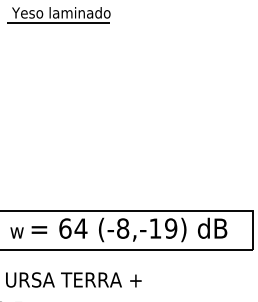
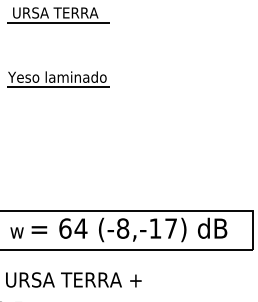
text: Yeso laminado -> URSA TERRA (61, 12)
part: none -> present (58, 79)
text: (-8,-19) -> (-8,-17) (171, 228)
